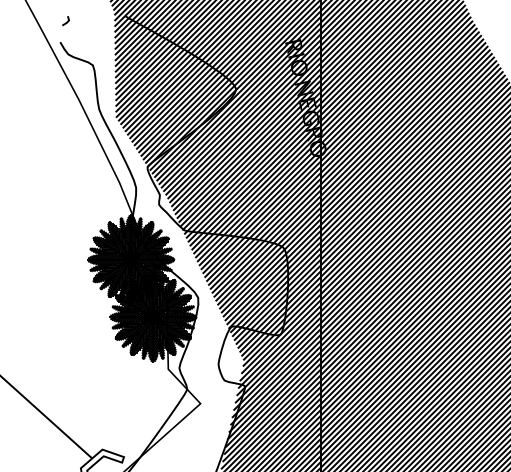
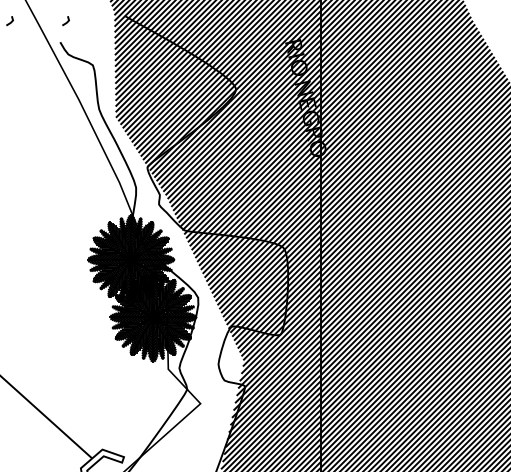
line: none -> present (10, 21)
